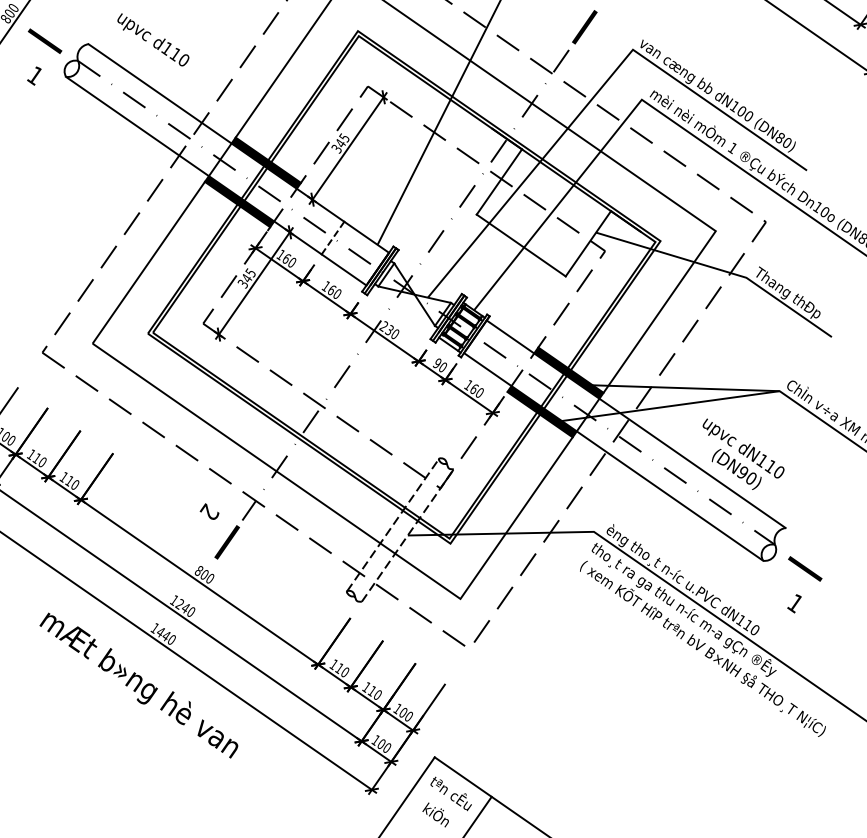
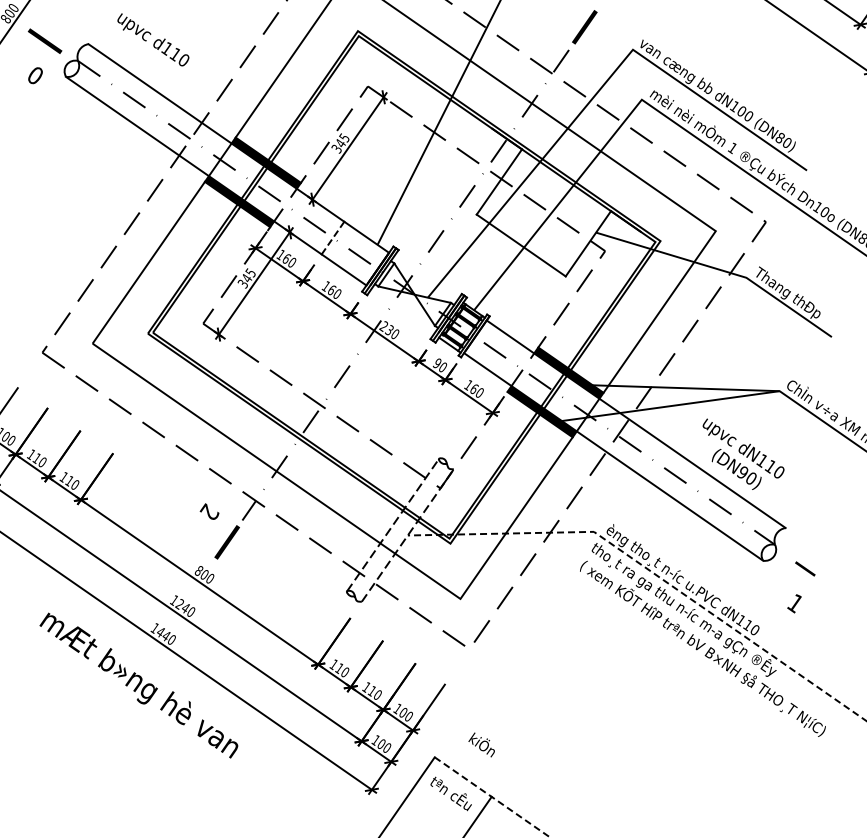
text: 1 -> 0 (34, 75)
part size: 35x26 px -> 21x16 px (805, 568)
line: solid -> dashed (652, 572)
line: solid -> dashed (493, 797)
text position: (435, 814) -> (481, 744) (481, 744)
